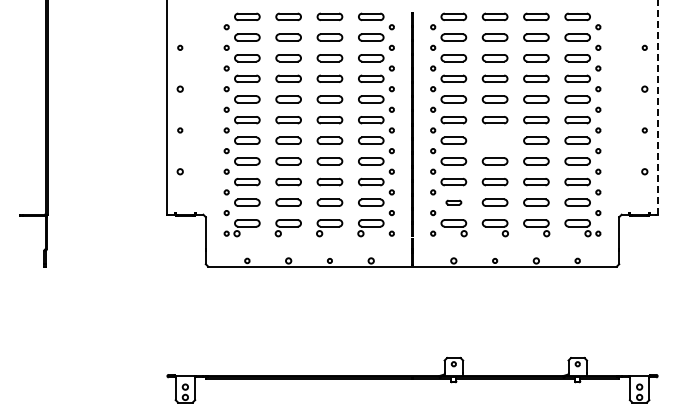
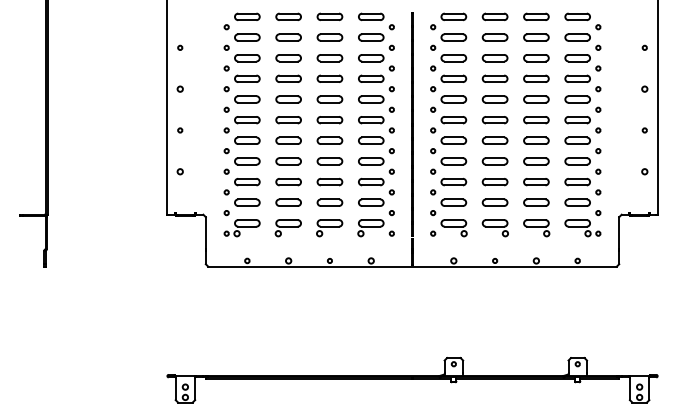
line: dashed -> solid (657, 106)
part: none -> present (494, 140)
part size: 18x7 px -> 28x9 px (453, 202)
